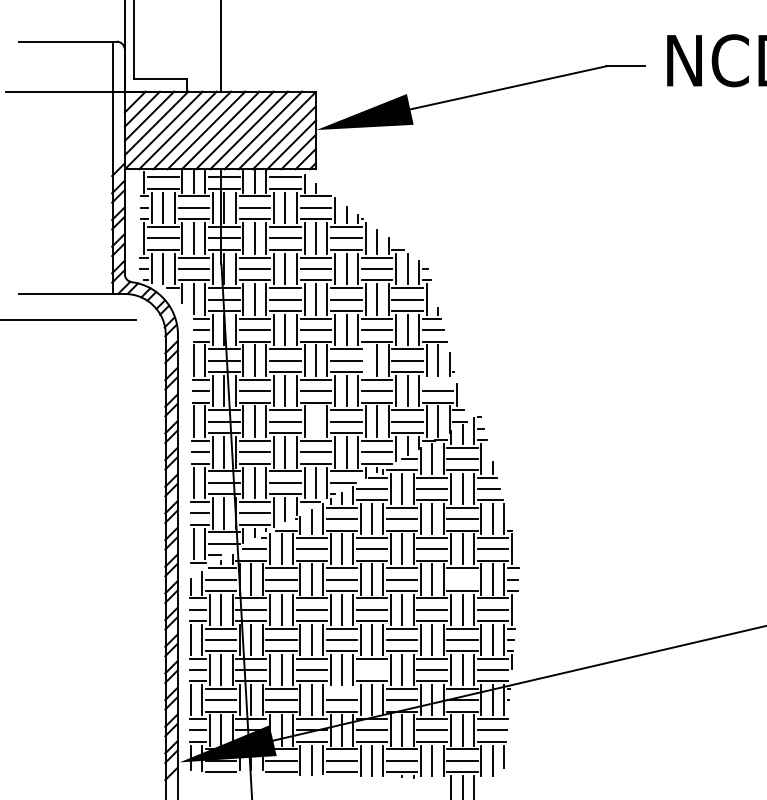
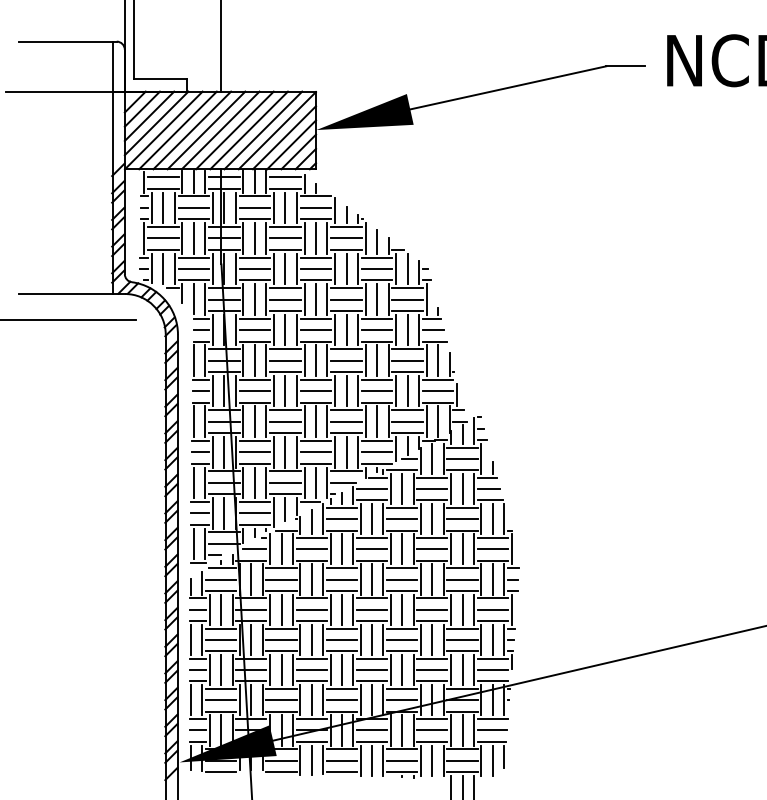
line: none -> present (365, 360)
line: none -> present (437, 379)
line: none -> present (315, 421)
line: none -> present (462, 579)
line: none -> present (371, 670)
line: none -> present (341, 688)
